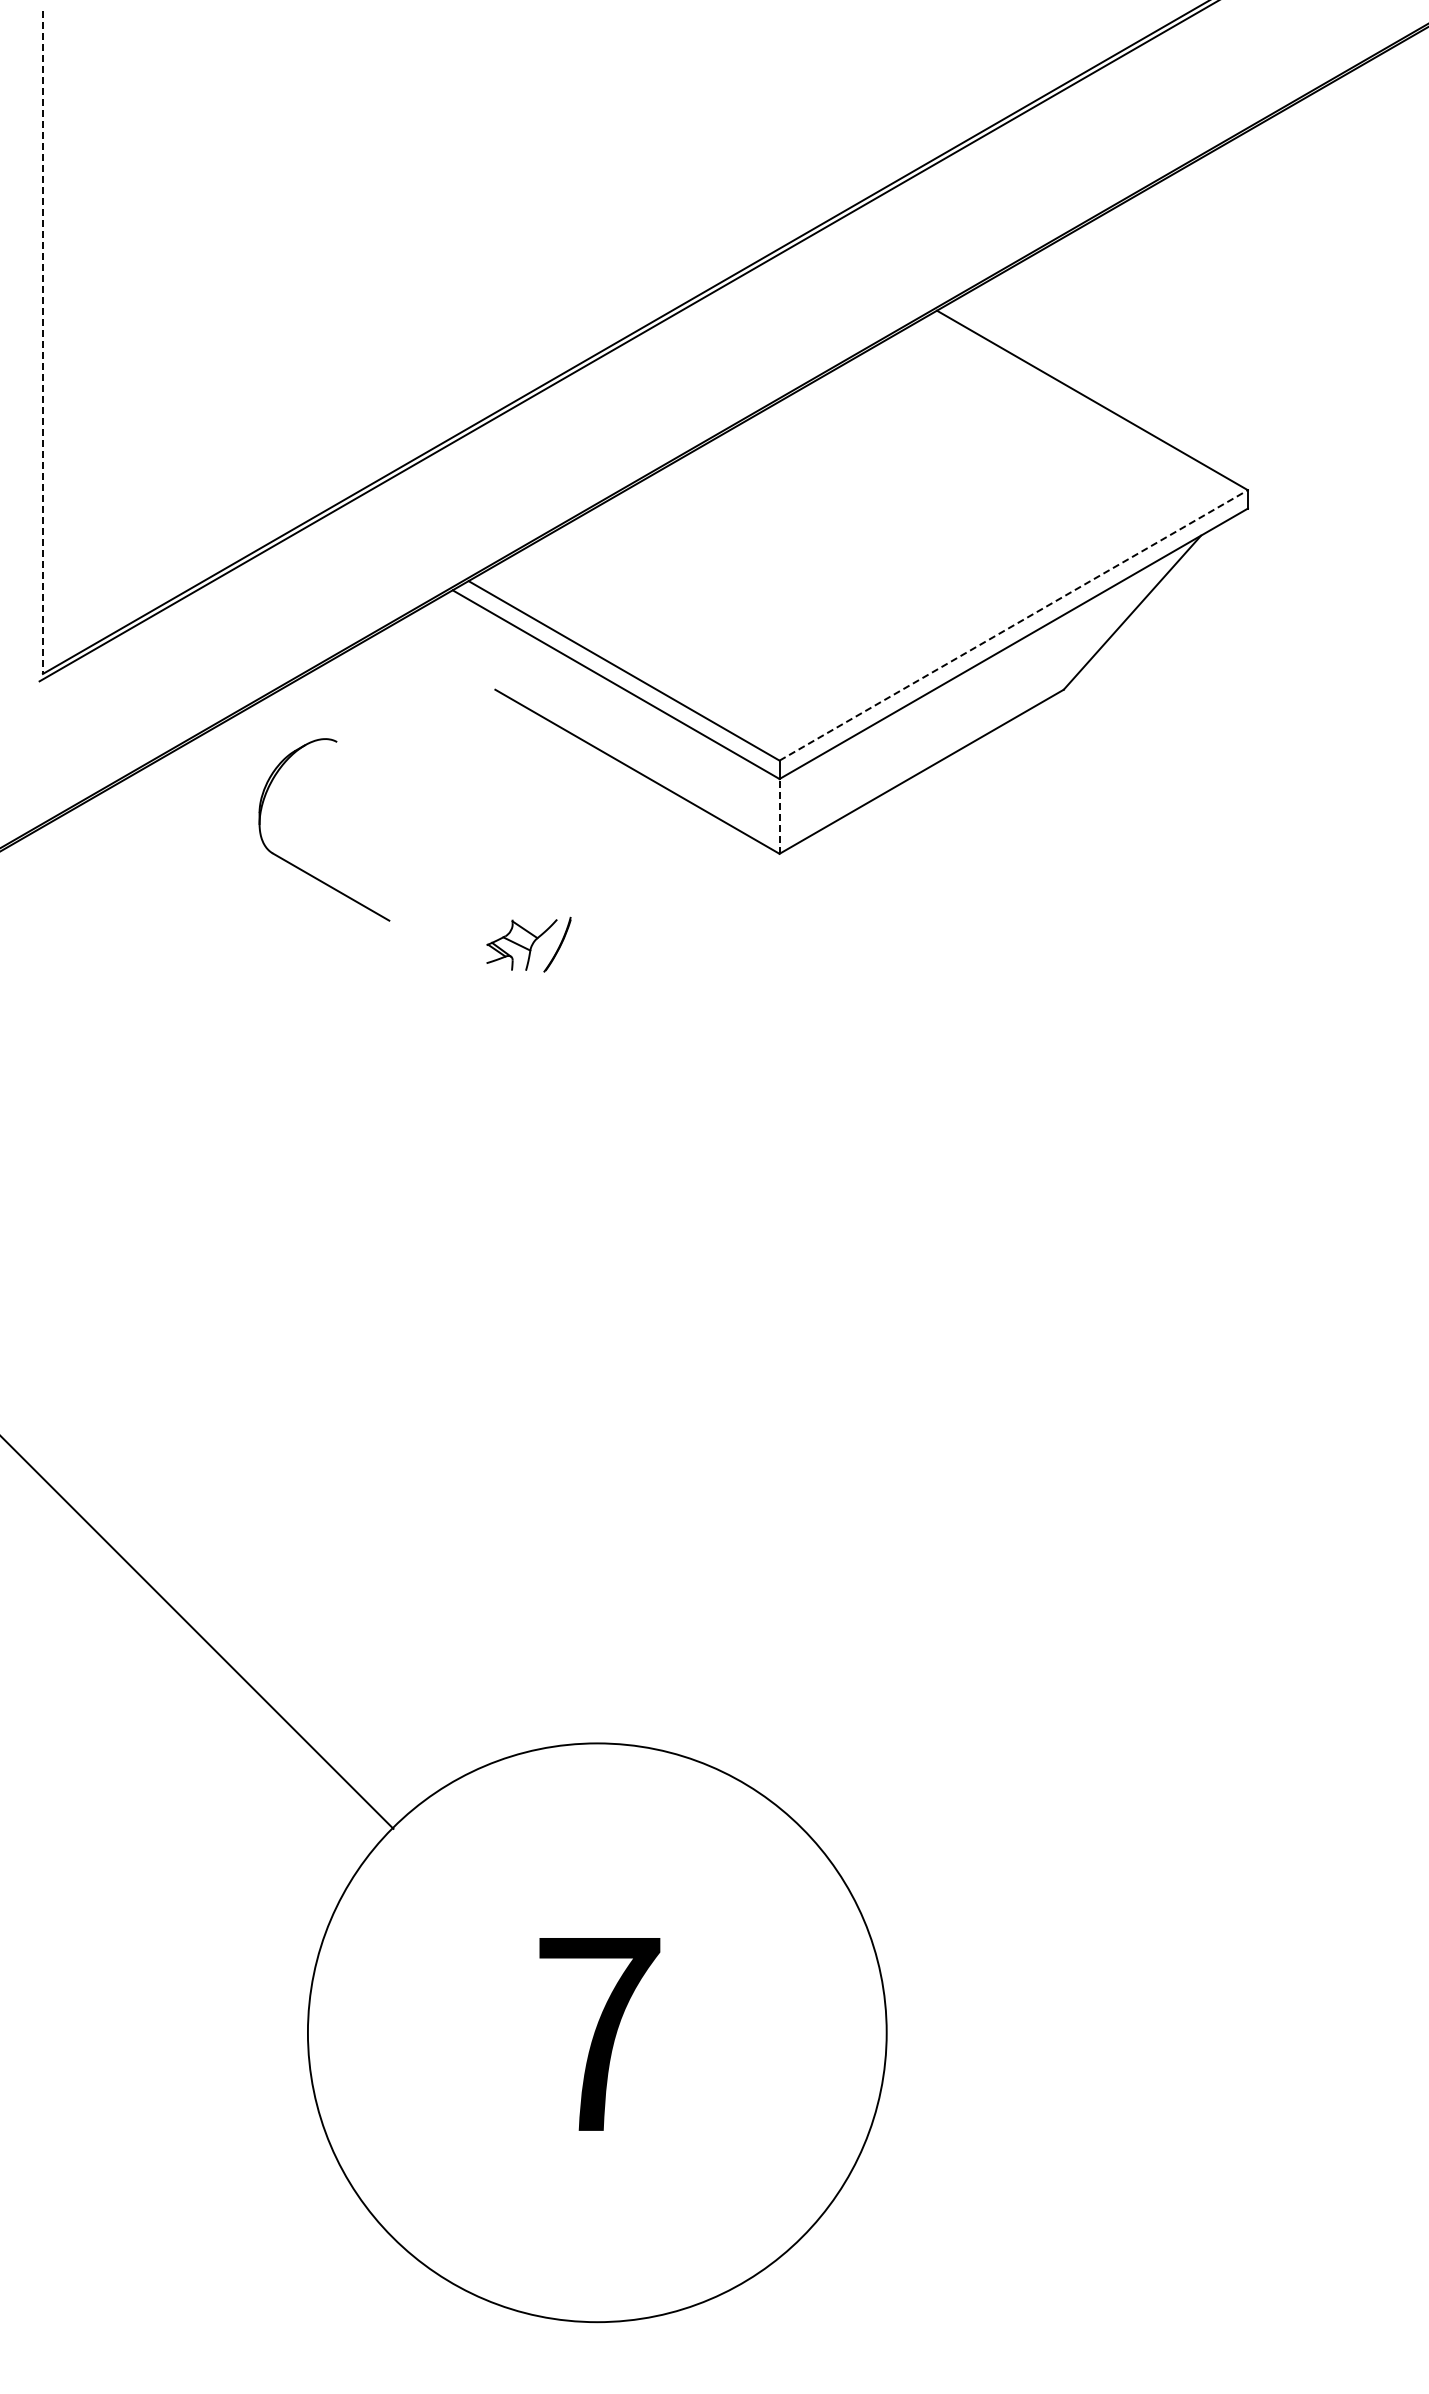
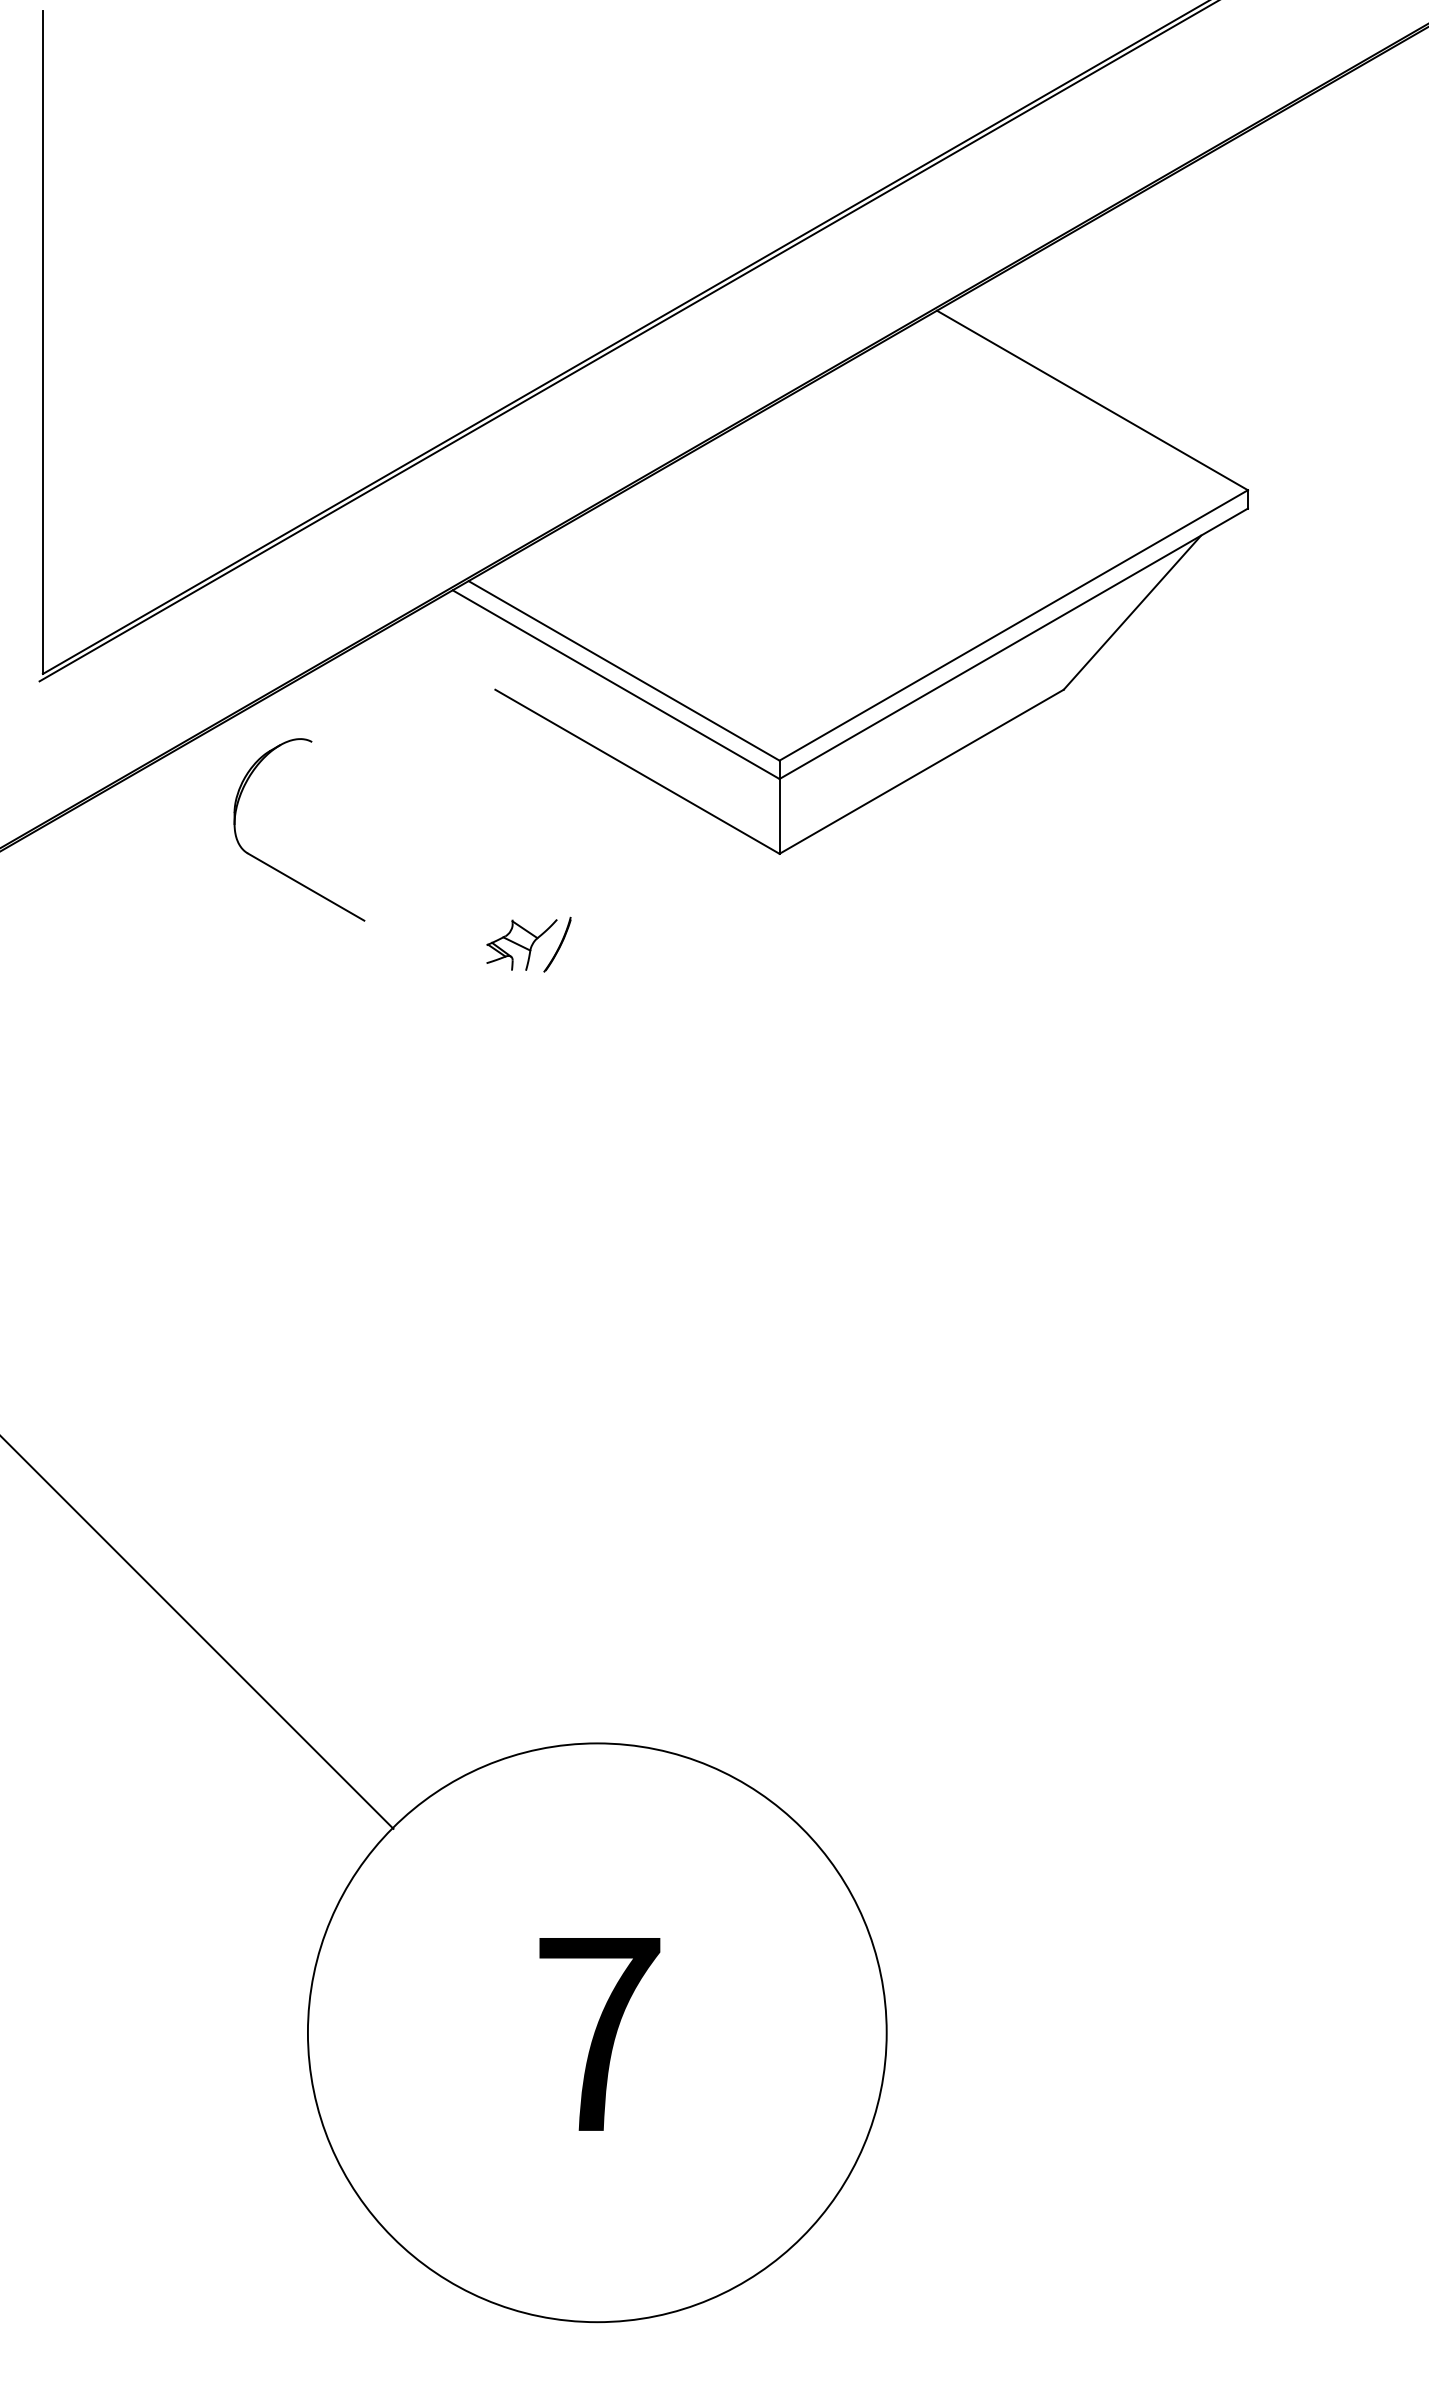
line: dashed -> solid (42, 343)
line: dashed -> solid (1014, 625)
line: dashed -> solid (779, 815)
part position: (301, 868) -> (276, 868) (276, 868)
